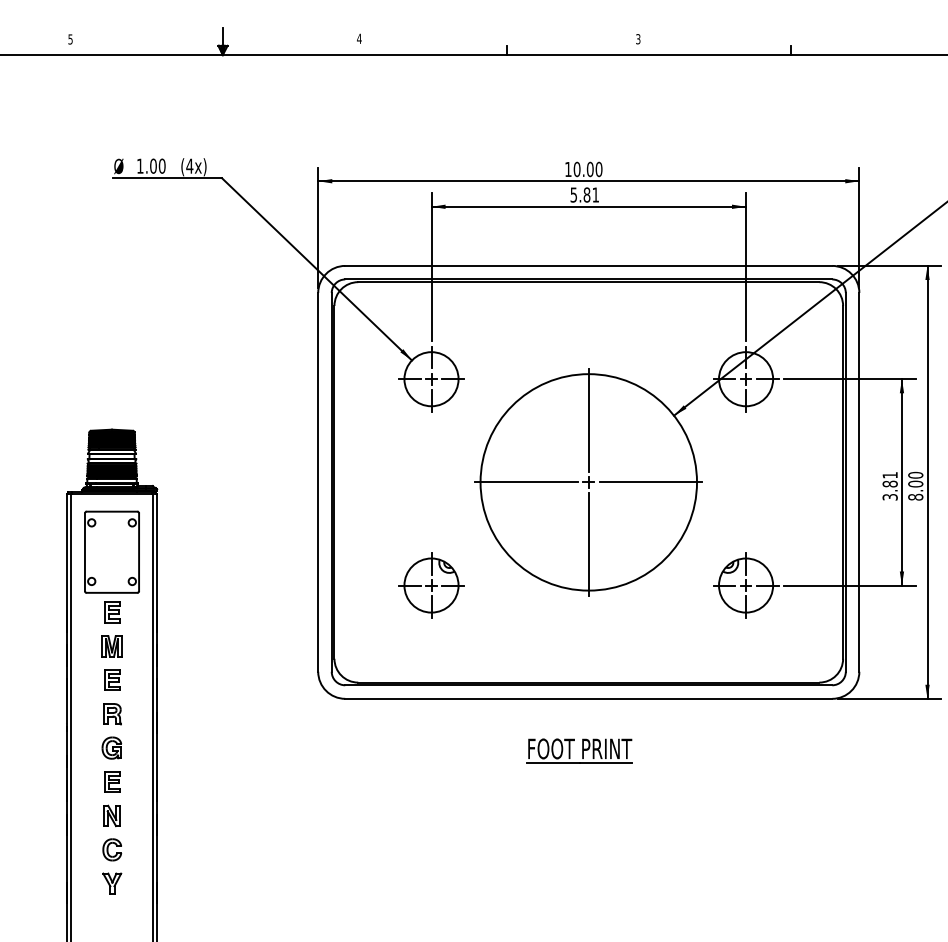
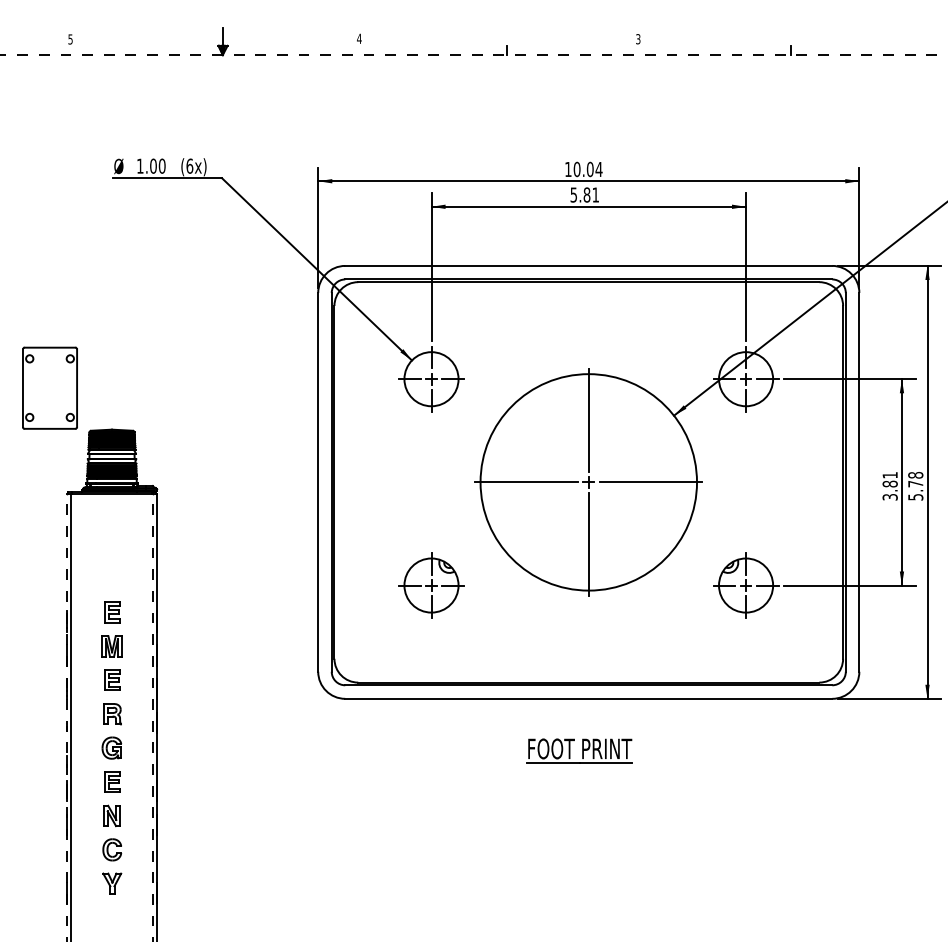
line: solid -> dashed (474, 55)
text: (4x) -> (6x) (189, 165)
text: 10.00 -> 10.04 (598, 169)
text: 8.00 -> 5.78 (915, 485)
part position: (111, 551) -> (49, 387) (49, 387)
line: solid -> dashed (66, 717)
line: solid -> dashed (152, 717)
